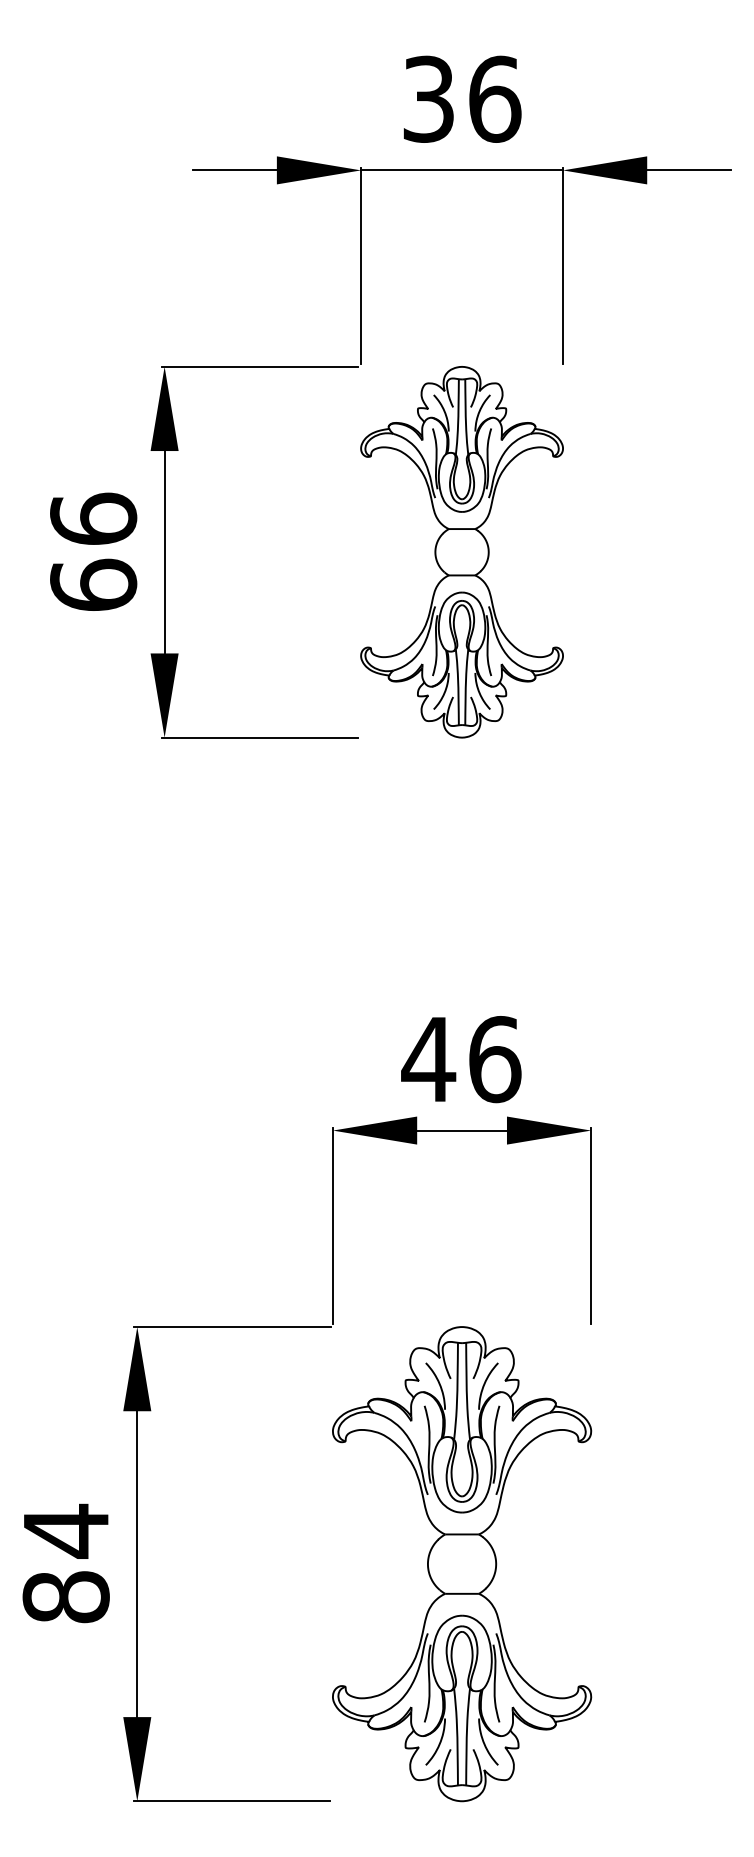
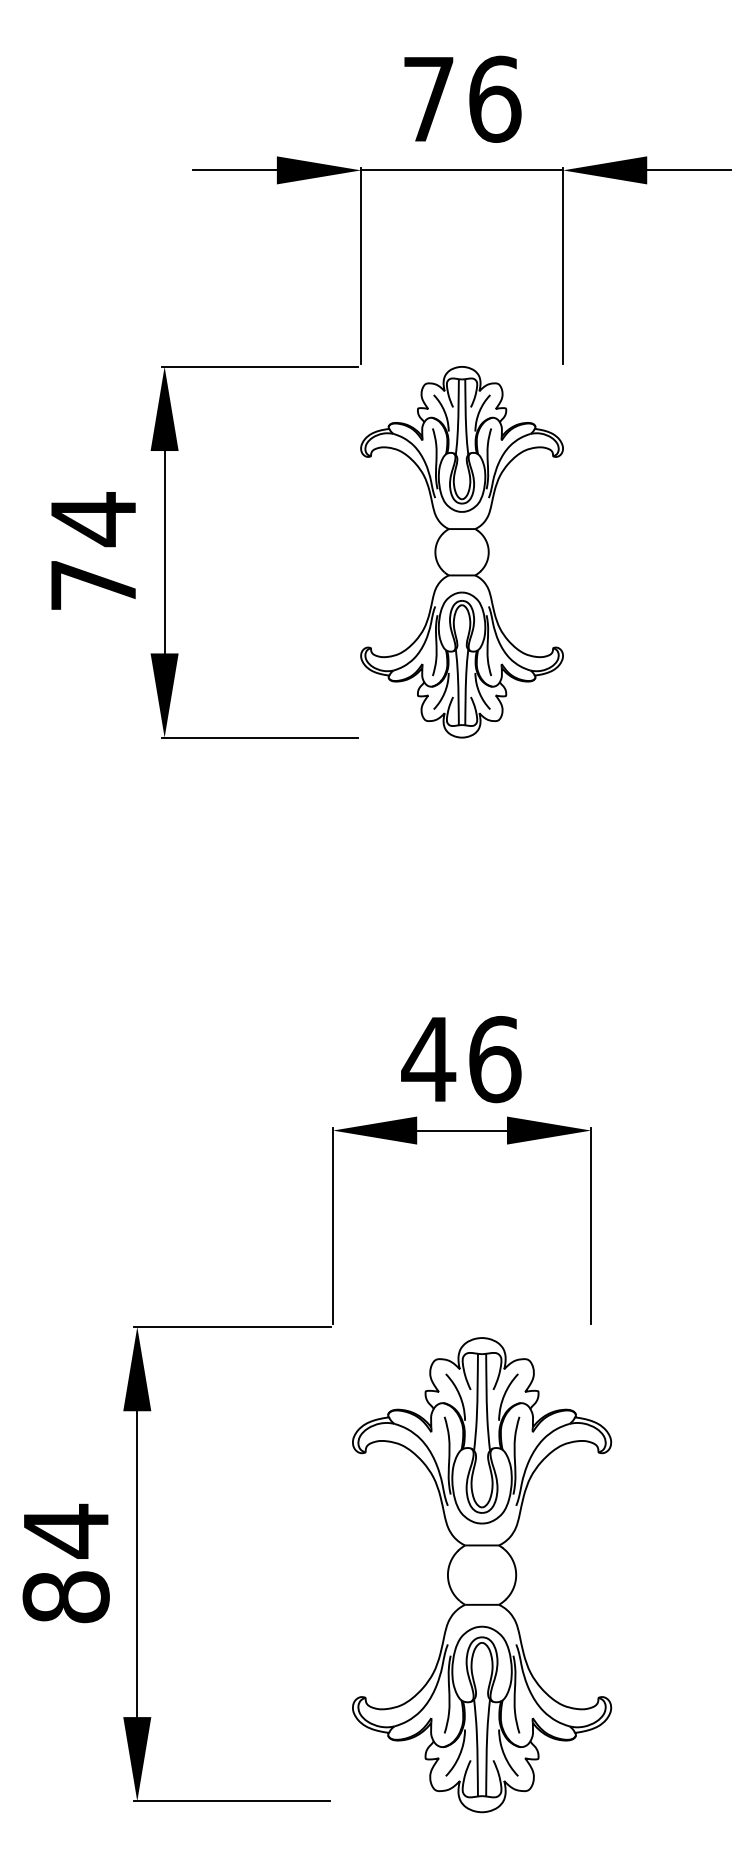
text: 36 -> 76 (428, 98)
text: 66 -> 74 (93, 551)
part position: (462, 1564) -> (482, 1575) (482, 1575)
